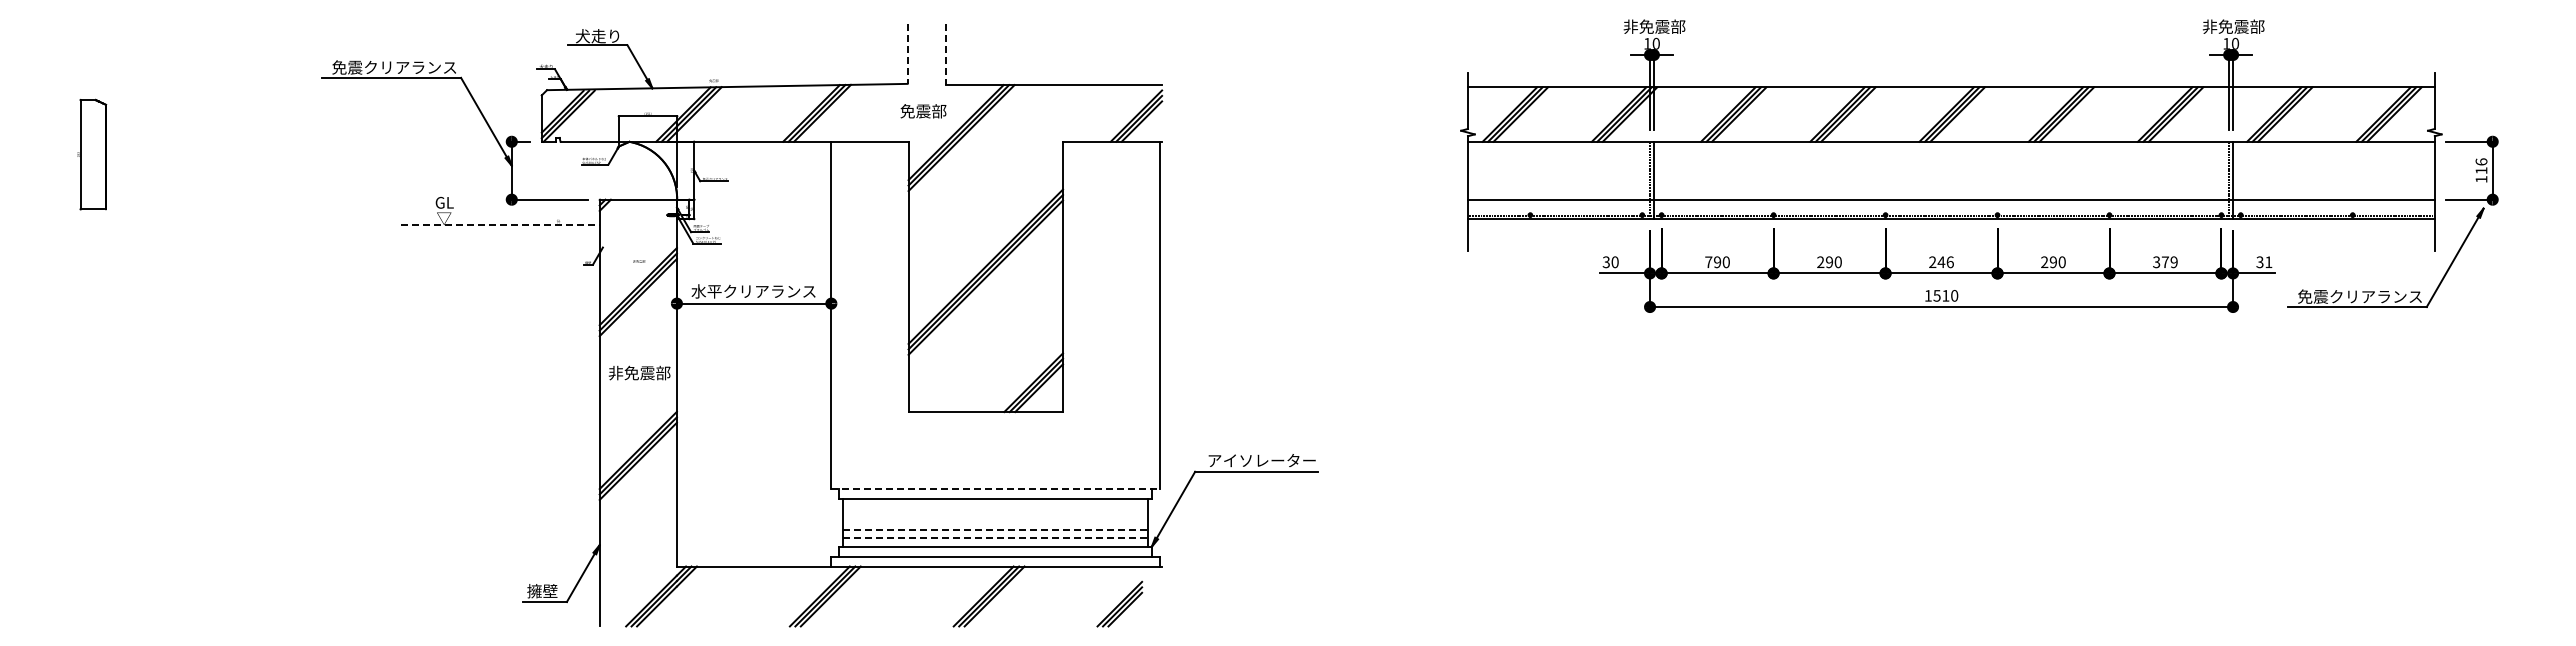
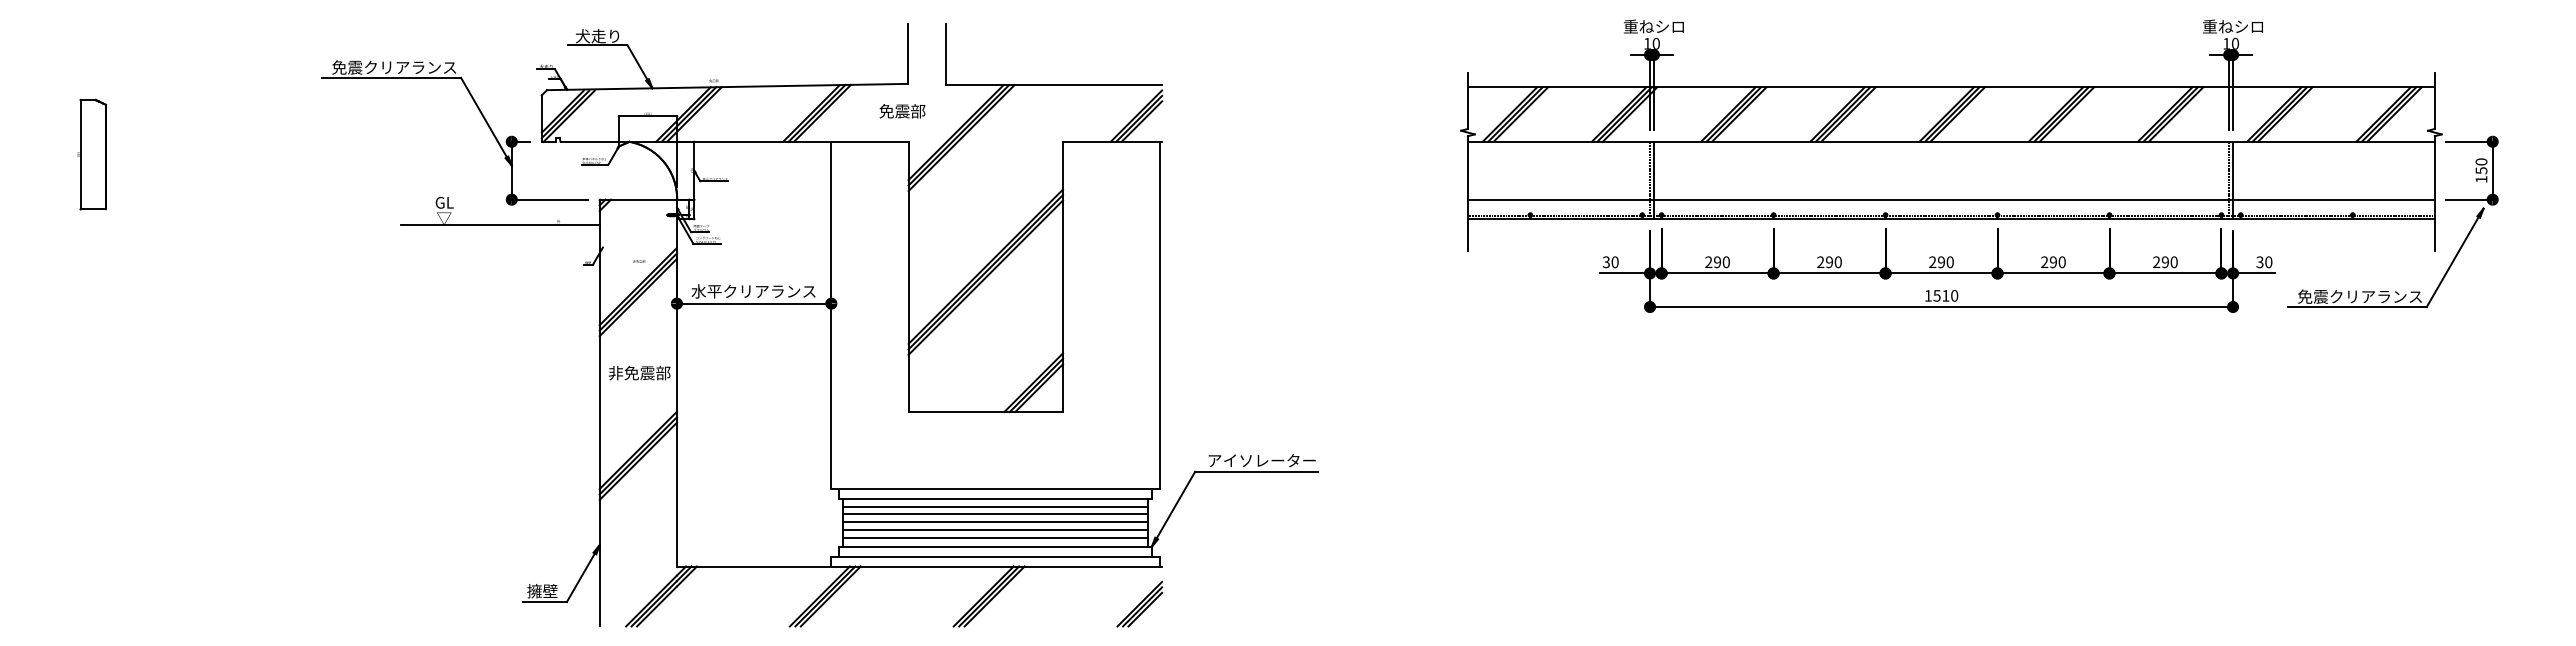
text: 非免震部 -> 重ねシロ (1654, 26)
text: 非免震部 -> 重ねシロ (2233, 26)
line: dashed -> solid (907, 54)
line: dashed -> solid (946, 55)
text position: (923, 111) -> (902, 111) (902, 111)
text: 116 -> 150 (2481, 166)
line: dashed -> solid (500, 225)
text: 790 -> 290 (1708, 261)
text: 246 -> 290 (1945, 262)
text: 379 -> 290 (2165, 262)
text: 31 -> 30 (2268, 262)
line: dashed -> solid (995, 489)
line: none -> present (994, 506)
line: none -> present (994, 514)
line: none -> present (994, 522)
line: dashed -> solid (995, 529)
line: dashed -> solid (995, 537)
part position: (1119, 603) -> (1139, 603) (1139, 603)
